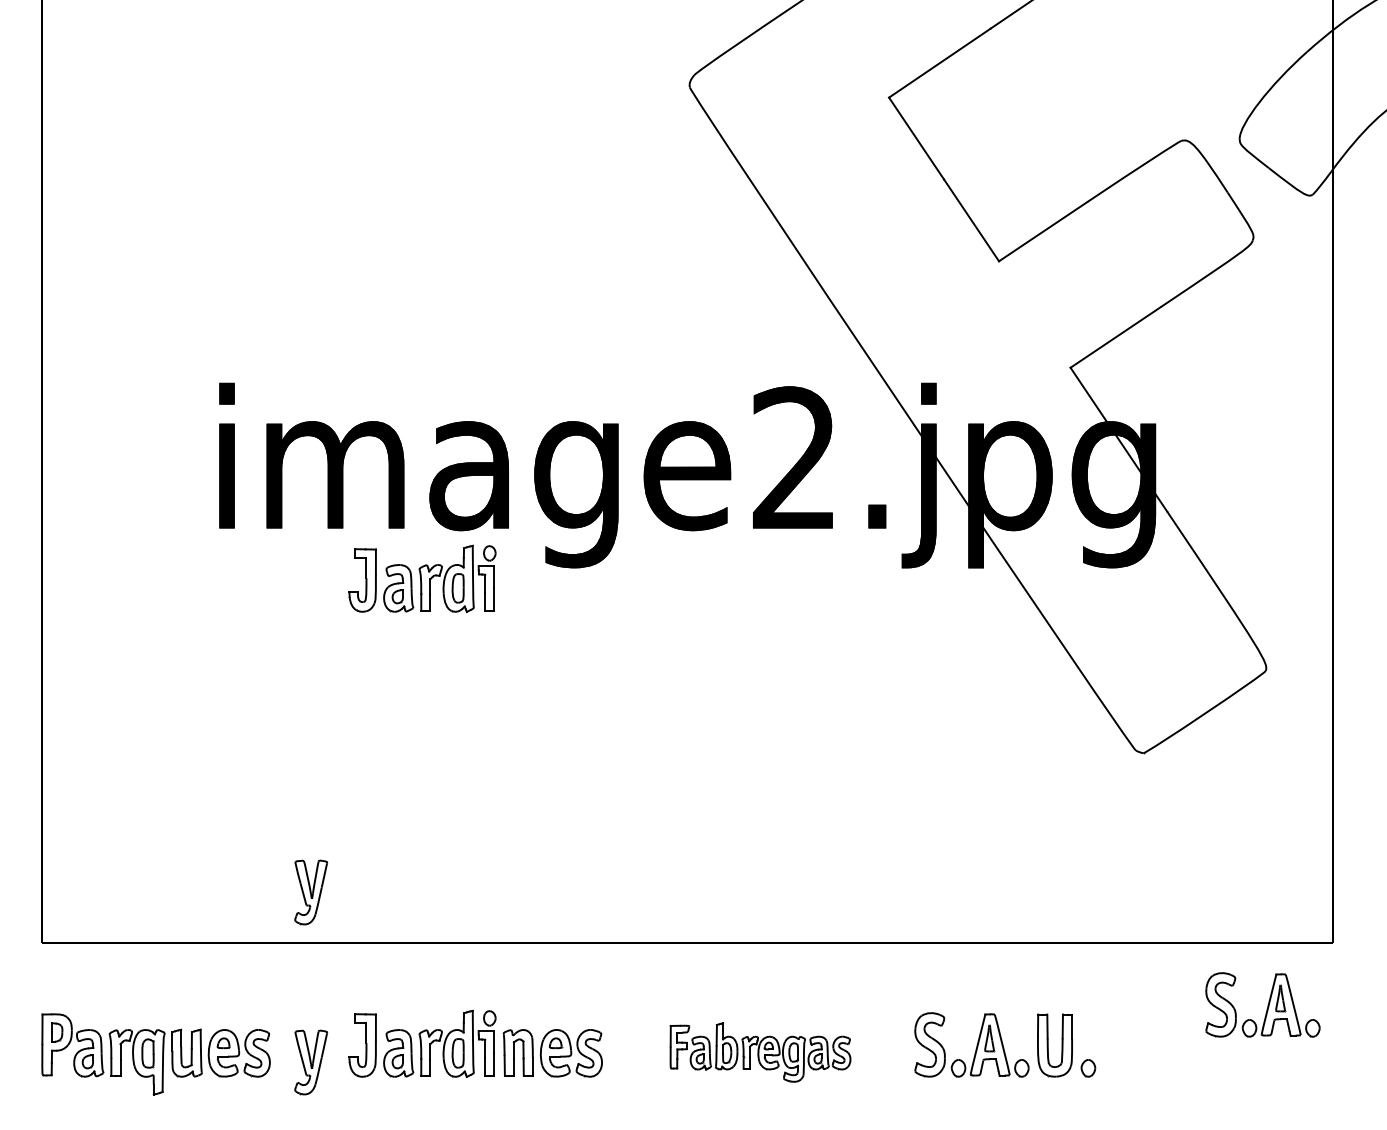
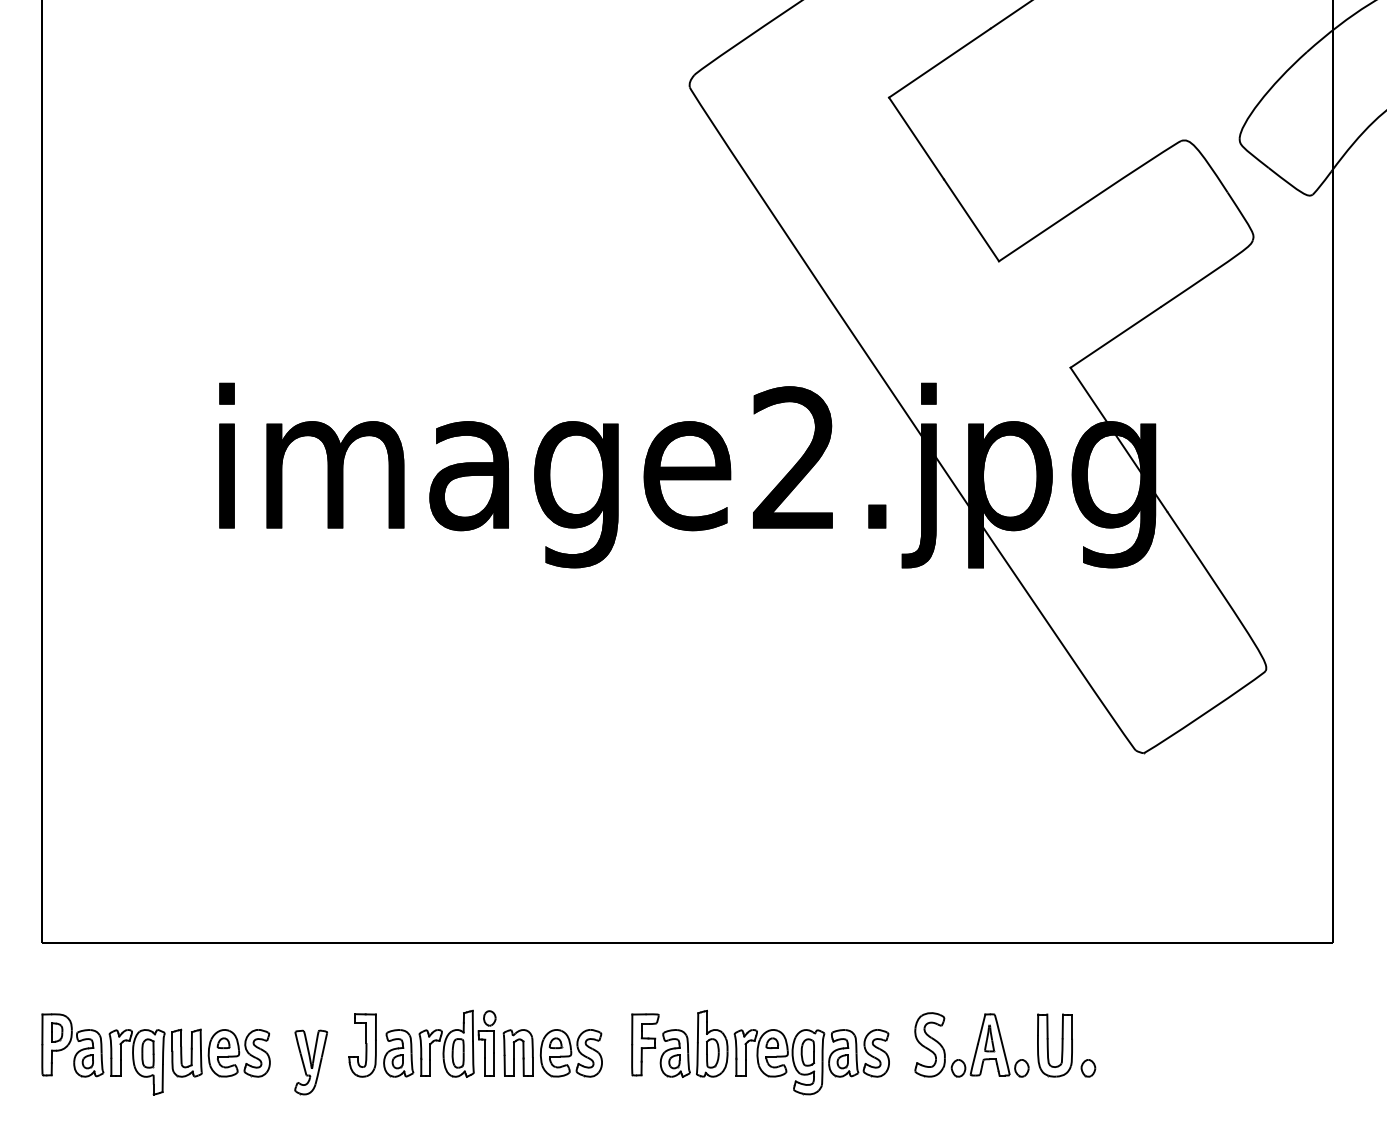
part: present -> none (422, 578)
part: present -> none (310, 892)
part: present -> none (1262, 1004)
part size: 183x61 px -> 259x87 px (760, 1052)
